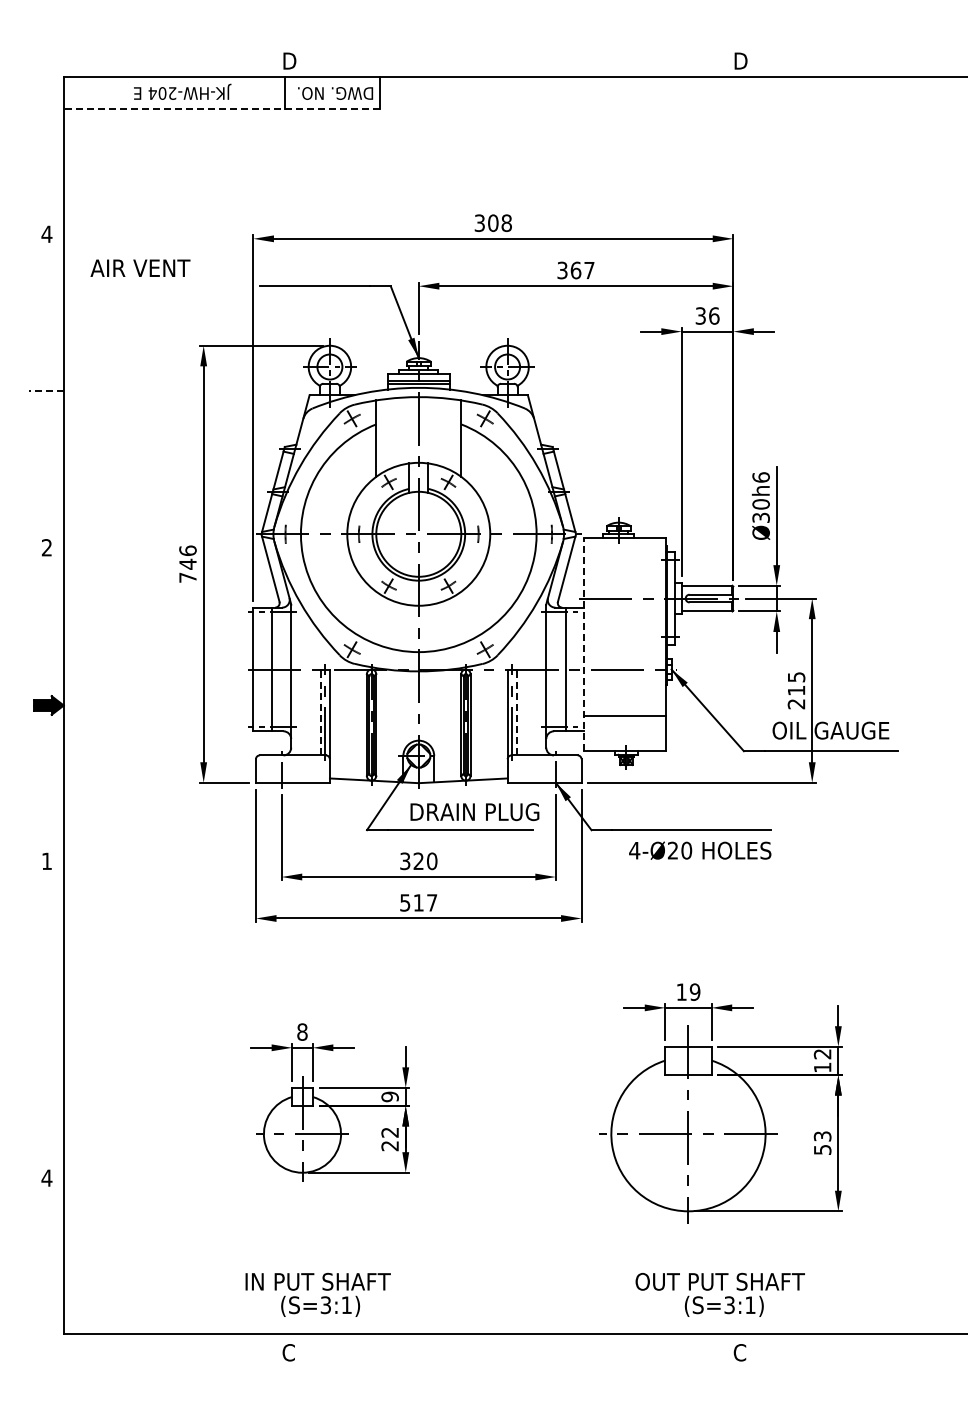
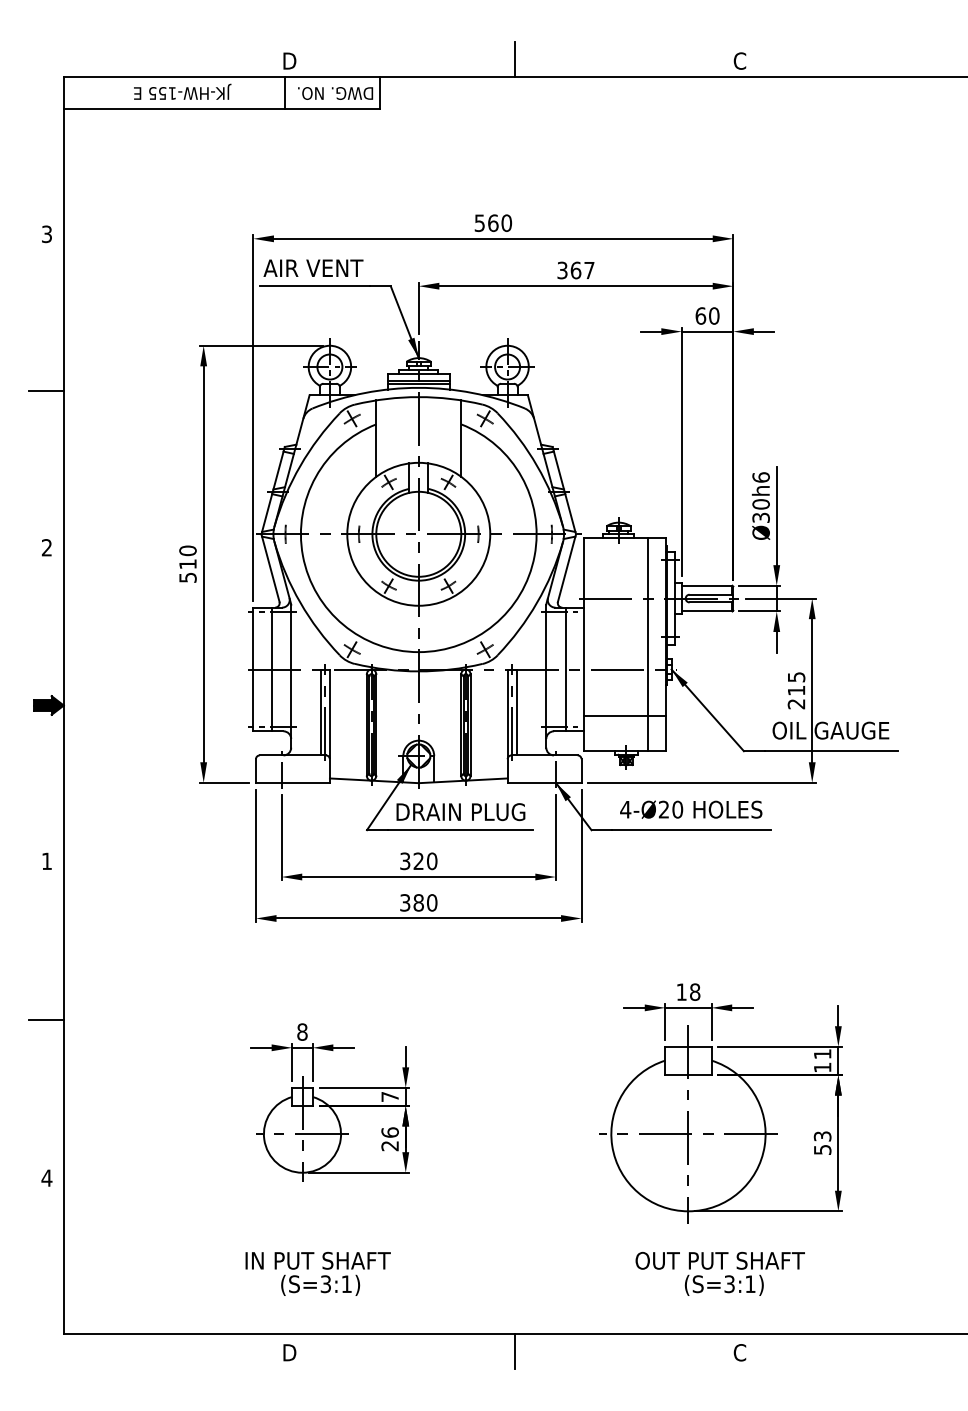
line: none -> present (515, 59)
text: D -> C (740, 60)
text: JK-HW-204 -> JK-HW-155 (162, 93)
line: dashed -> solid (221, 108)
text: 308 -> 560 (493, 222)
text: 4 -> 3 (46, 234)
text position: (140, 267) -> (313, 267) (313, 267)
text: 36 -> 60 (707, 315)
line: dashed -> solid (45, 391)
text: 746 -> 510 (187, 563)
line: dashed -> solid (583, 643)
line: none -> present (648, 644)
line: dashed -> solid (320, 712)
line: dashed -> solid (516, 712)
text position: (474, 812) -> (460, 812) (460, 812)
text position: (700, 850) -> (691, 809) (691, 809)
text: 517 -> 380 (418, 902)
text: 19 -> 18 (694, 991)
line: none -> present (46, 1019)
text: 12 -> 11 (822, 1054)
text: 9 -> 7 (389, 1096)
text: 22 -> 26 (389, 1132)
text position: (317, 1294) -> (317, 1273) (317, 1273)
text position: (719, 1294) -> (719, 1273) (719, 1273)
line: none -> present (515, 1350)
text: C -> D (289, 1352)
